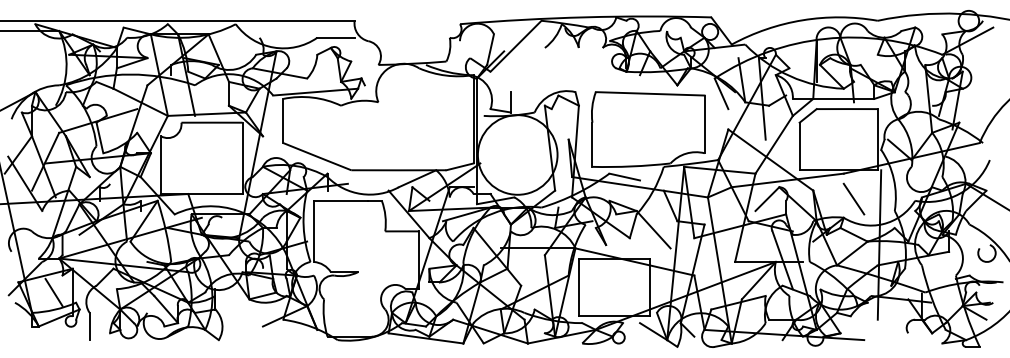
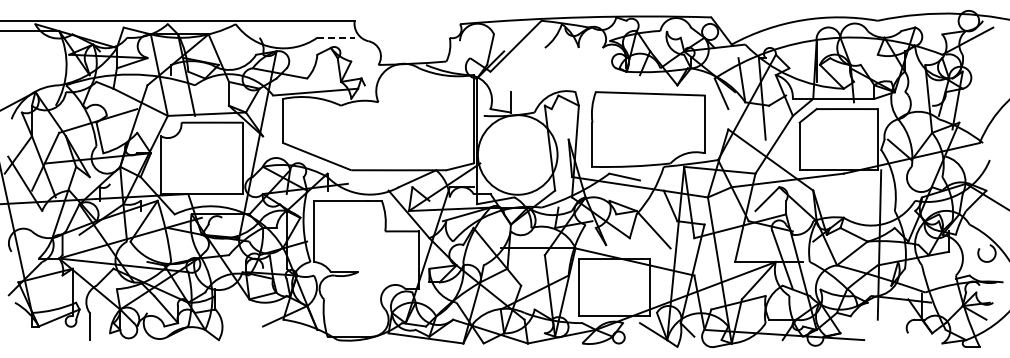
line: solid -> dashed (336, 37)
line: present -> none (853, 198)
line: present -> none (53, 292)
